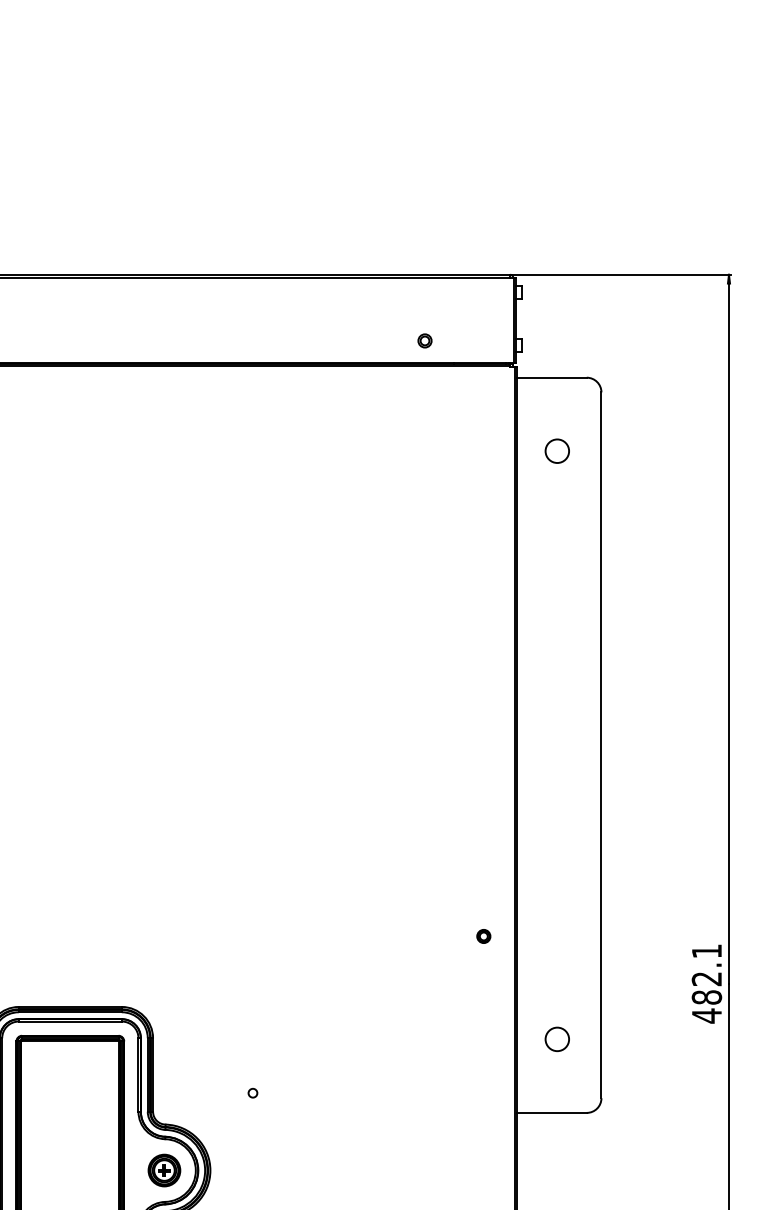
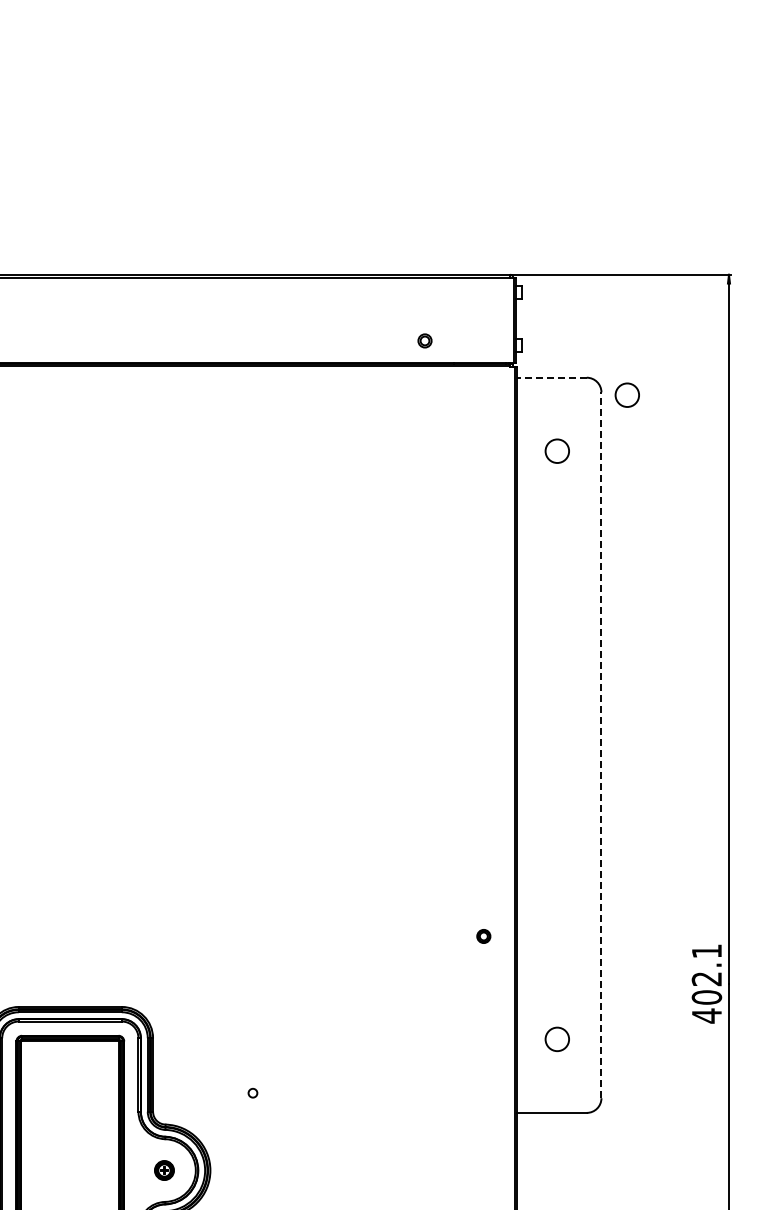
line: solid -> dashed (552, 377)
circle: none -> present (626, 394)
line: solid -> dashed (601, 745)
text: 482.1 -> 402.1 (706, 997)
part size: 35x35 px -> 21x21 px (164, 1170)
